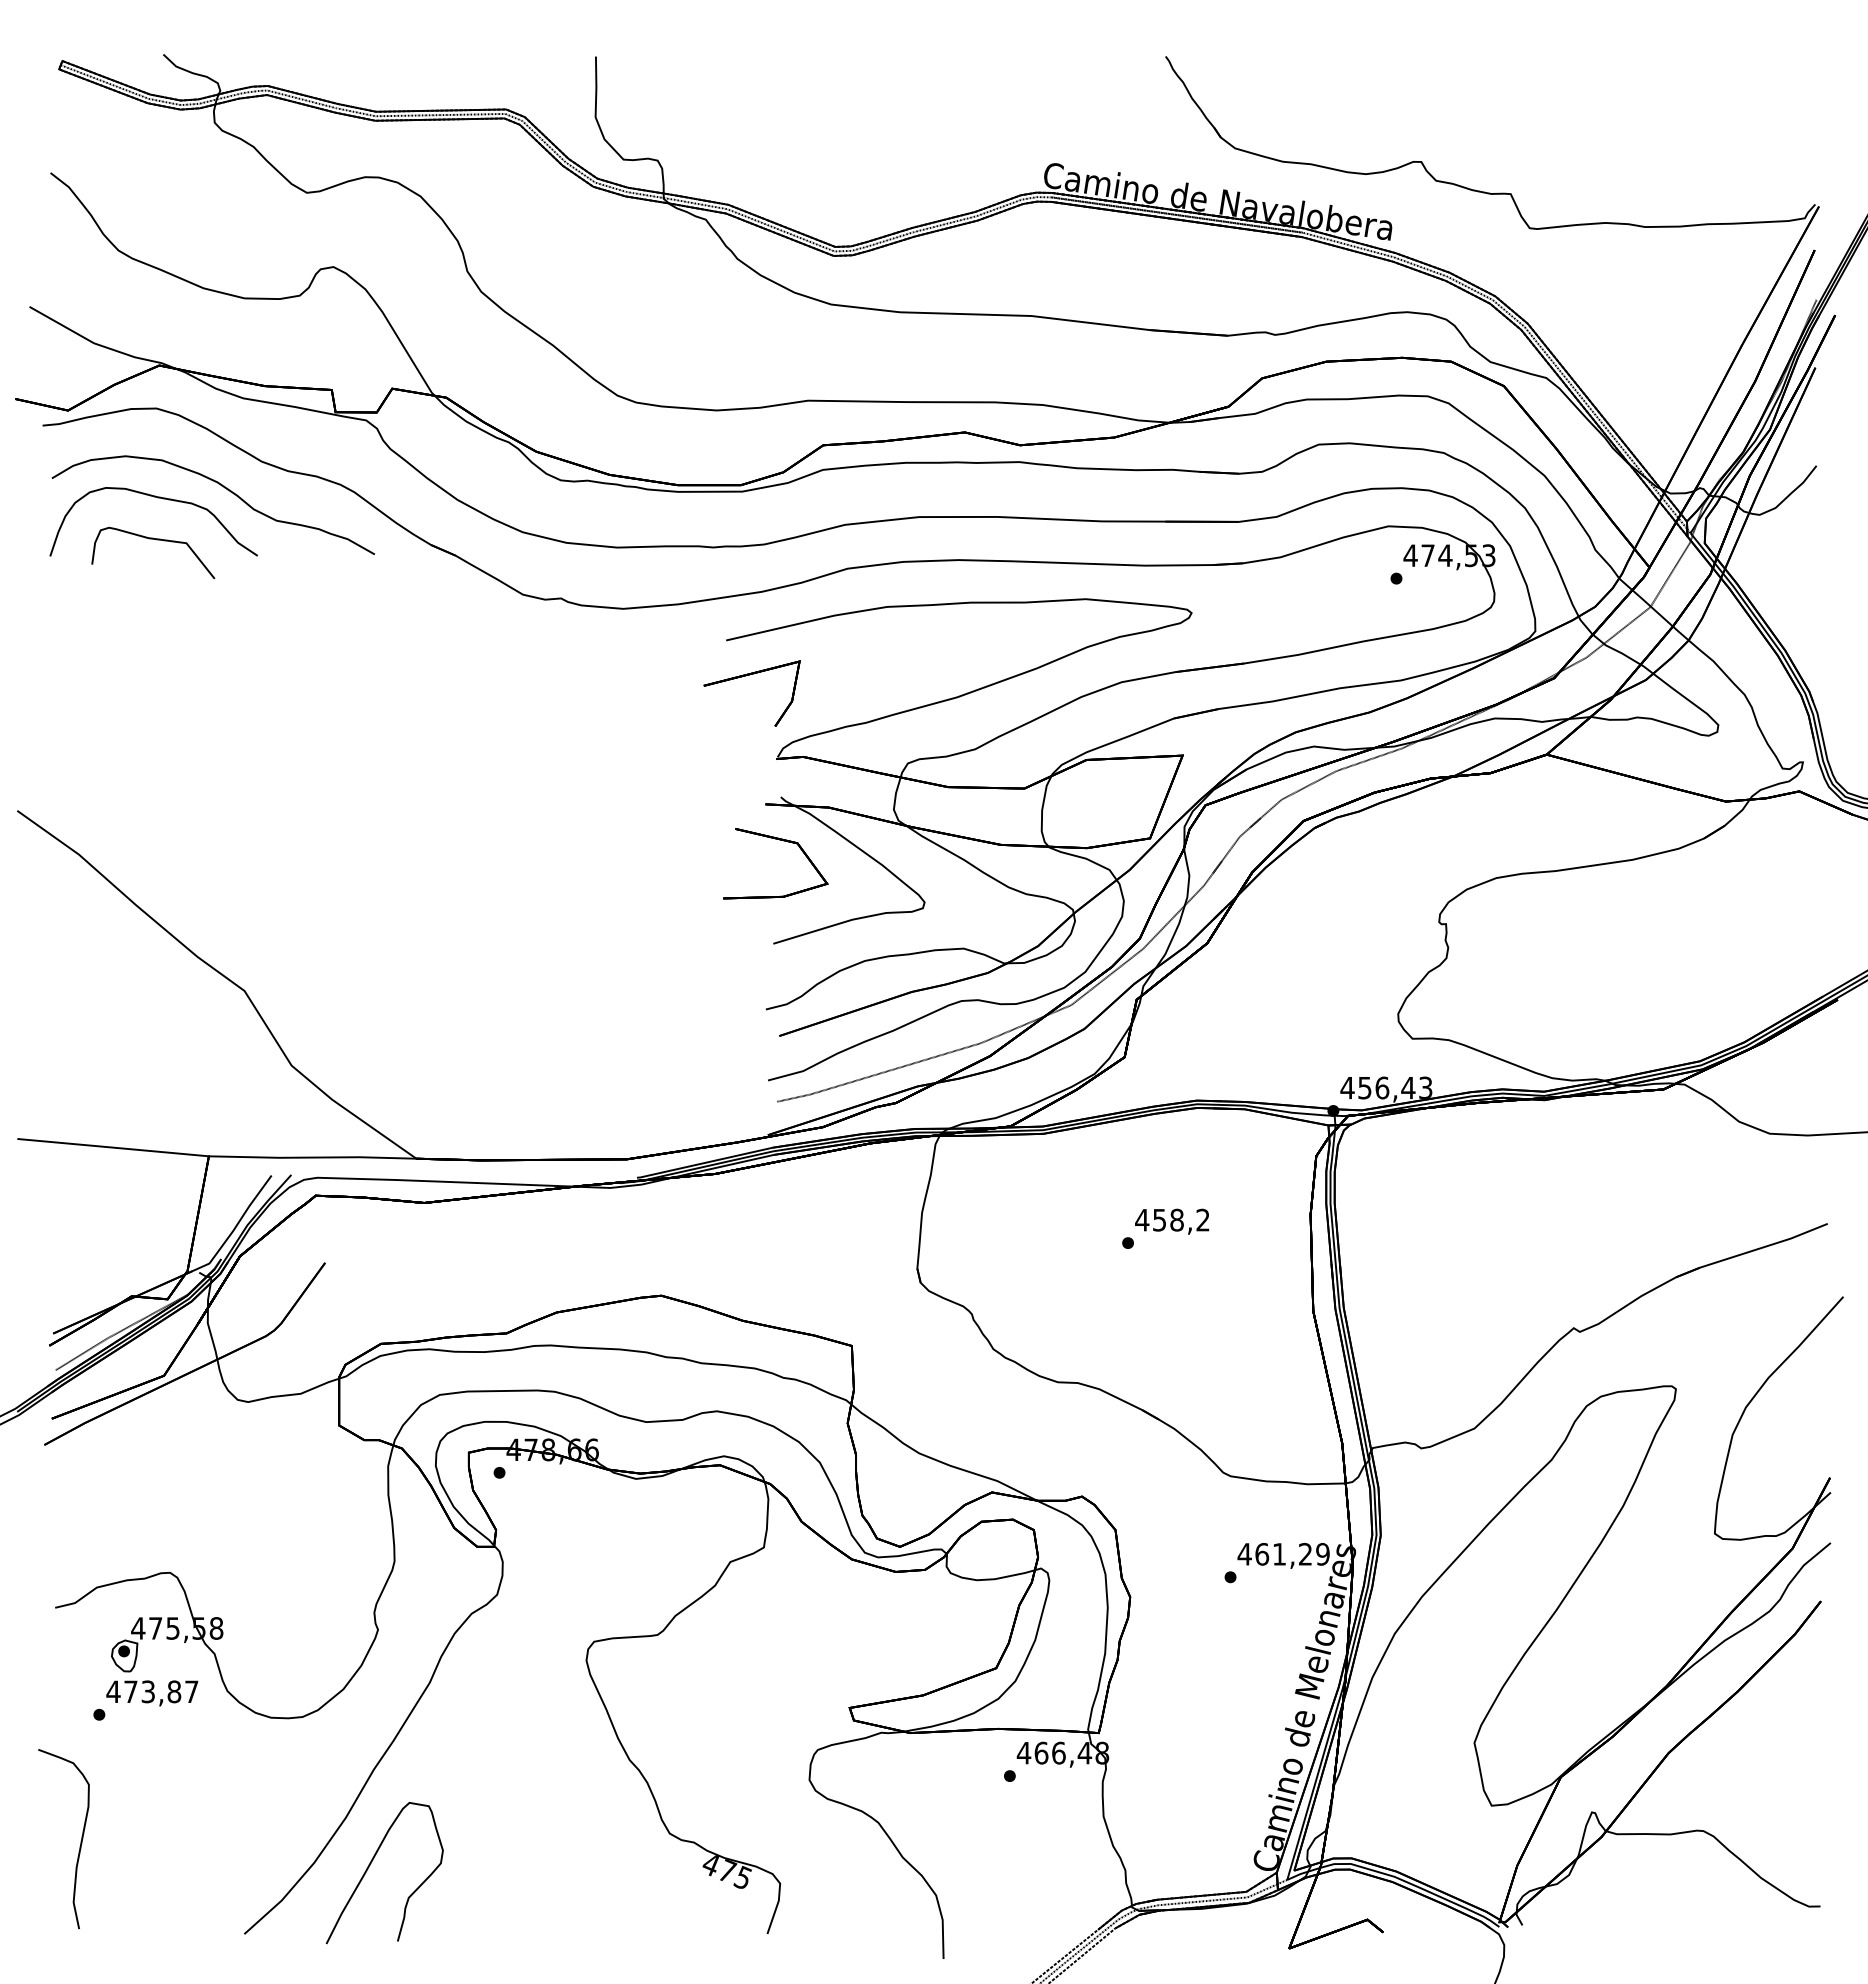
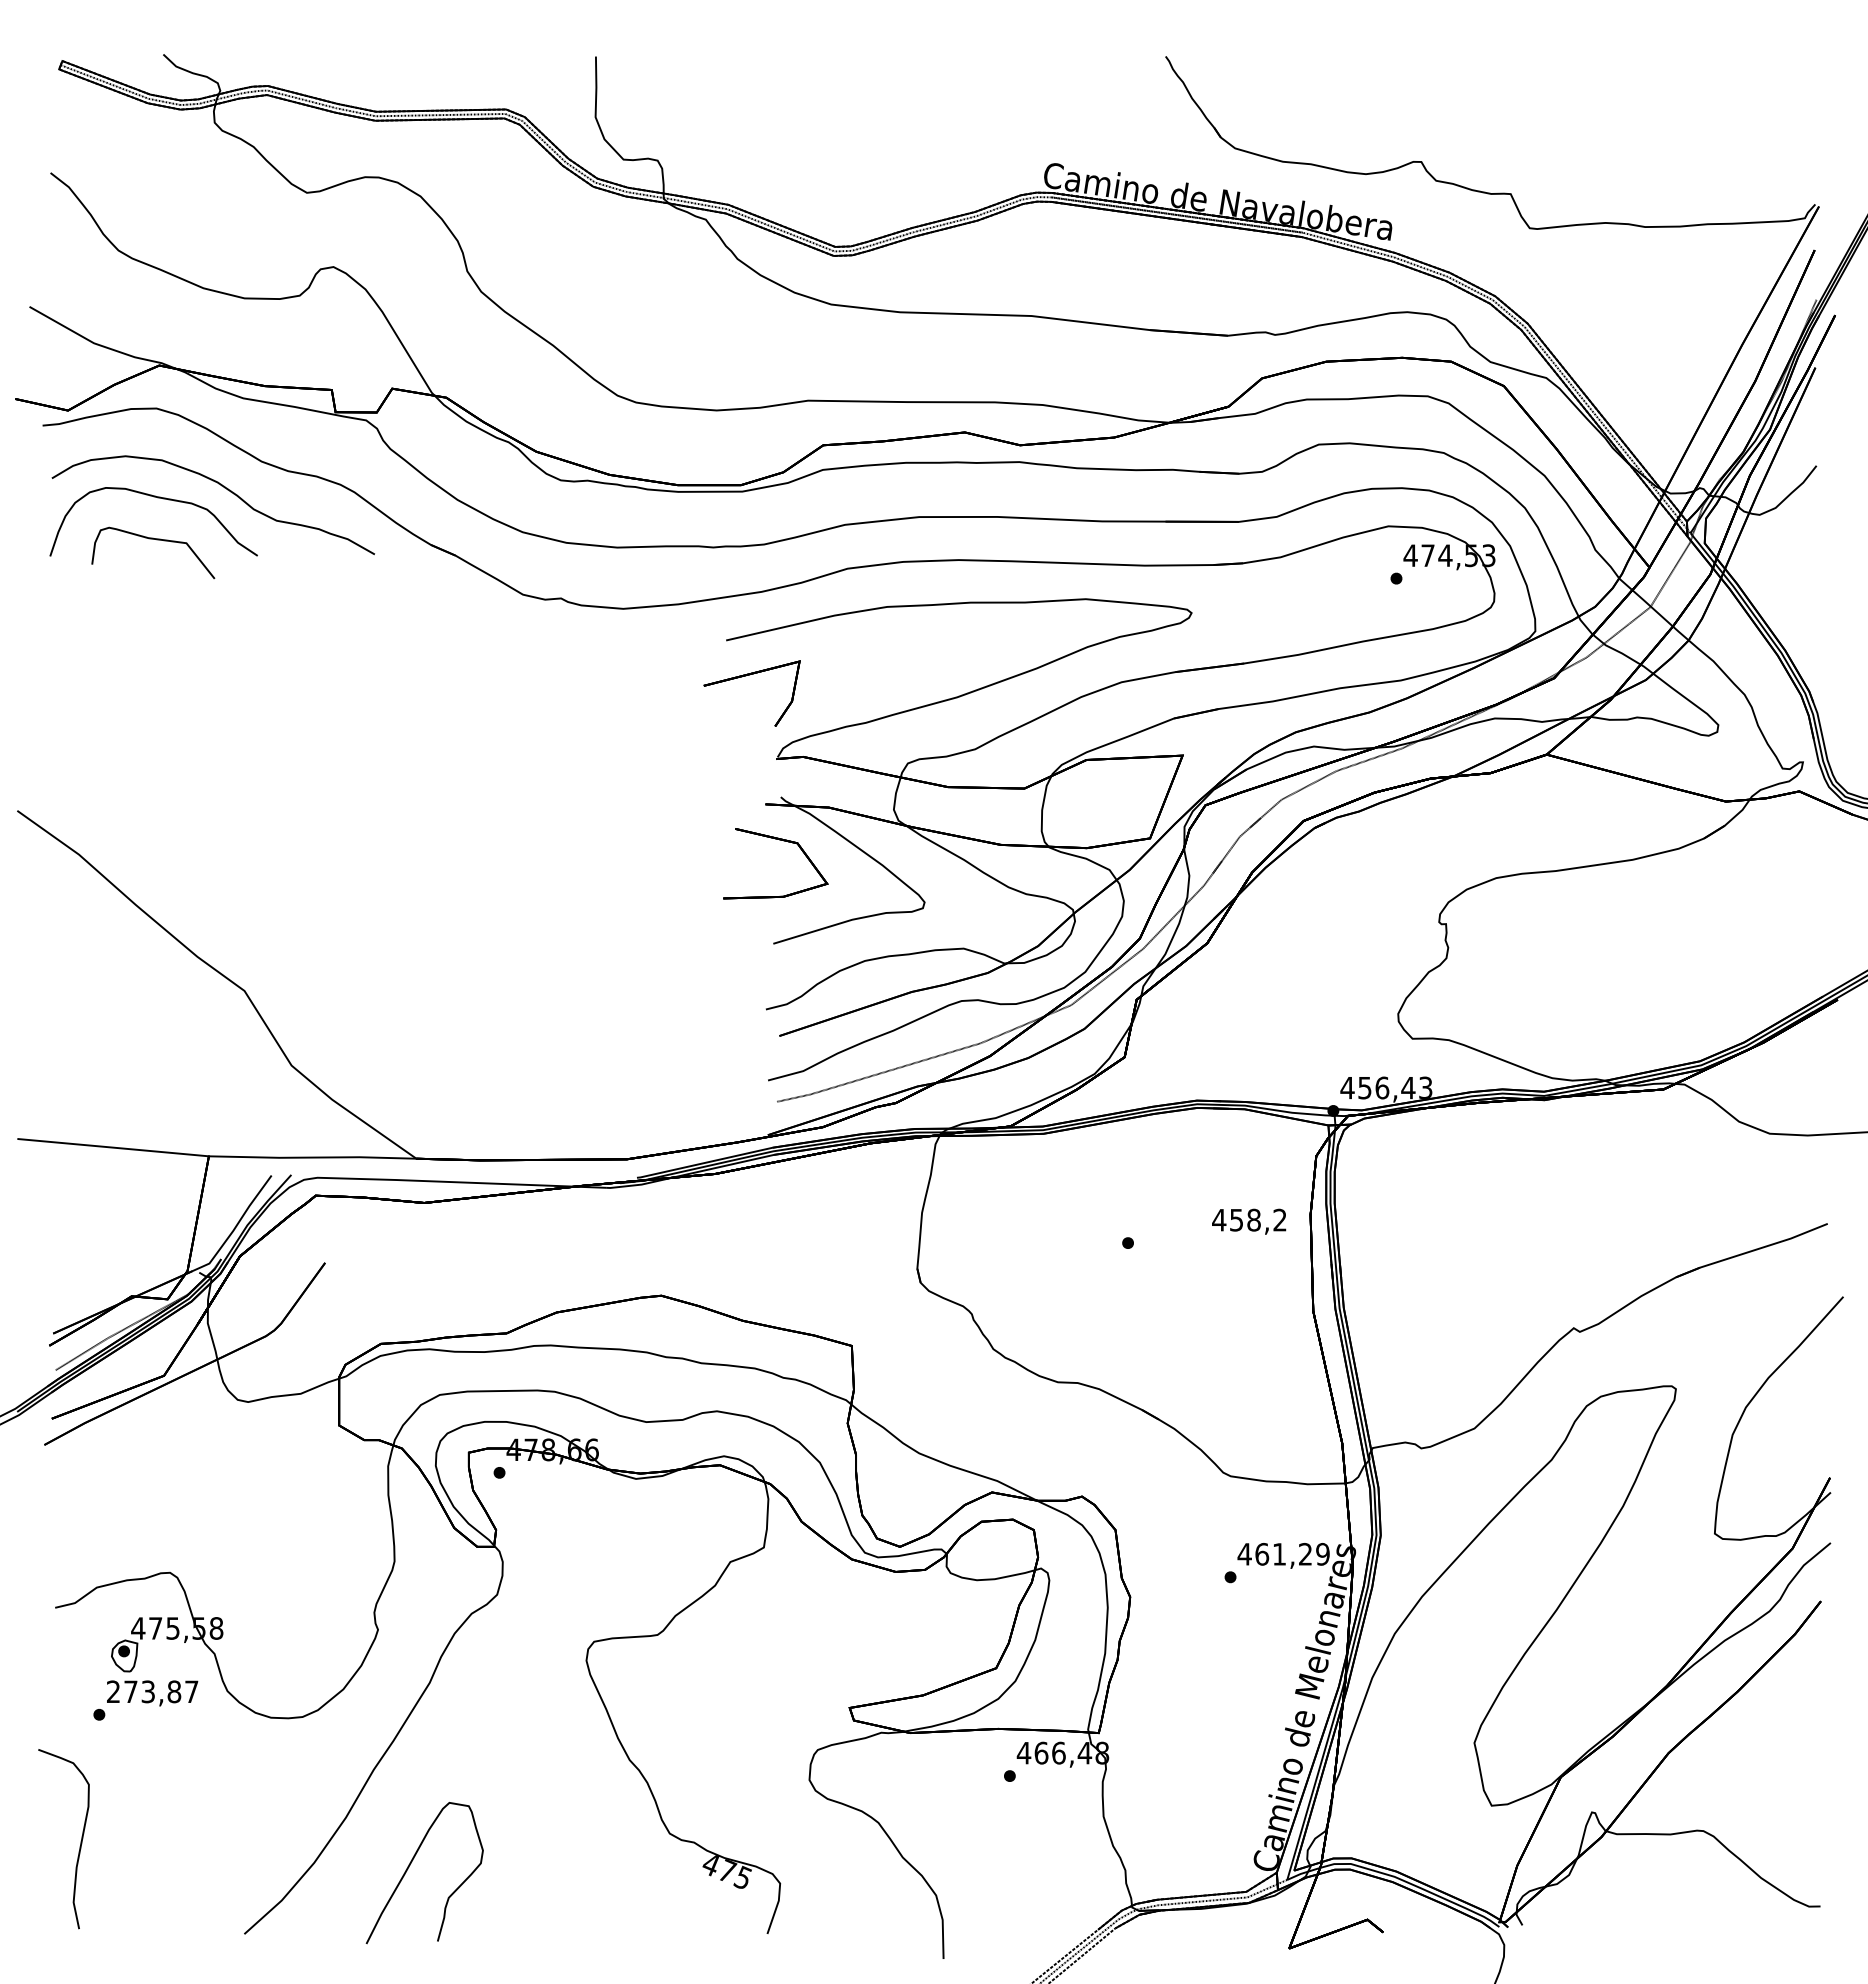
text position: (1172, 1221) -> (1249, 1221) (1249, 1221)
text: 473,87 -> 273,87 (113, 1691)
curve position: (370, 1865) -> (410, 1865) (410, 1865)
